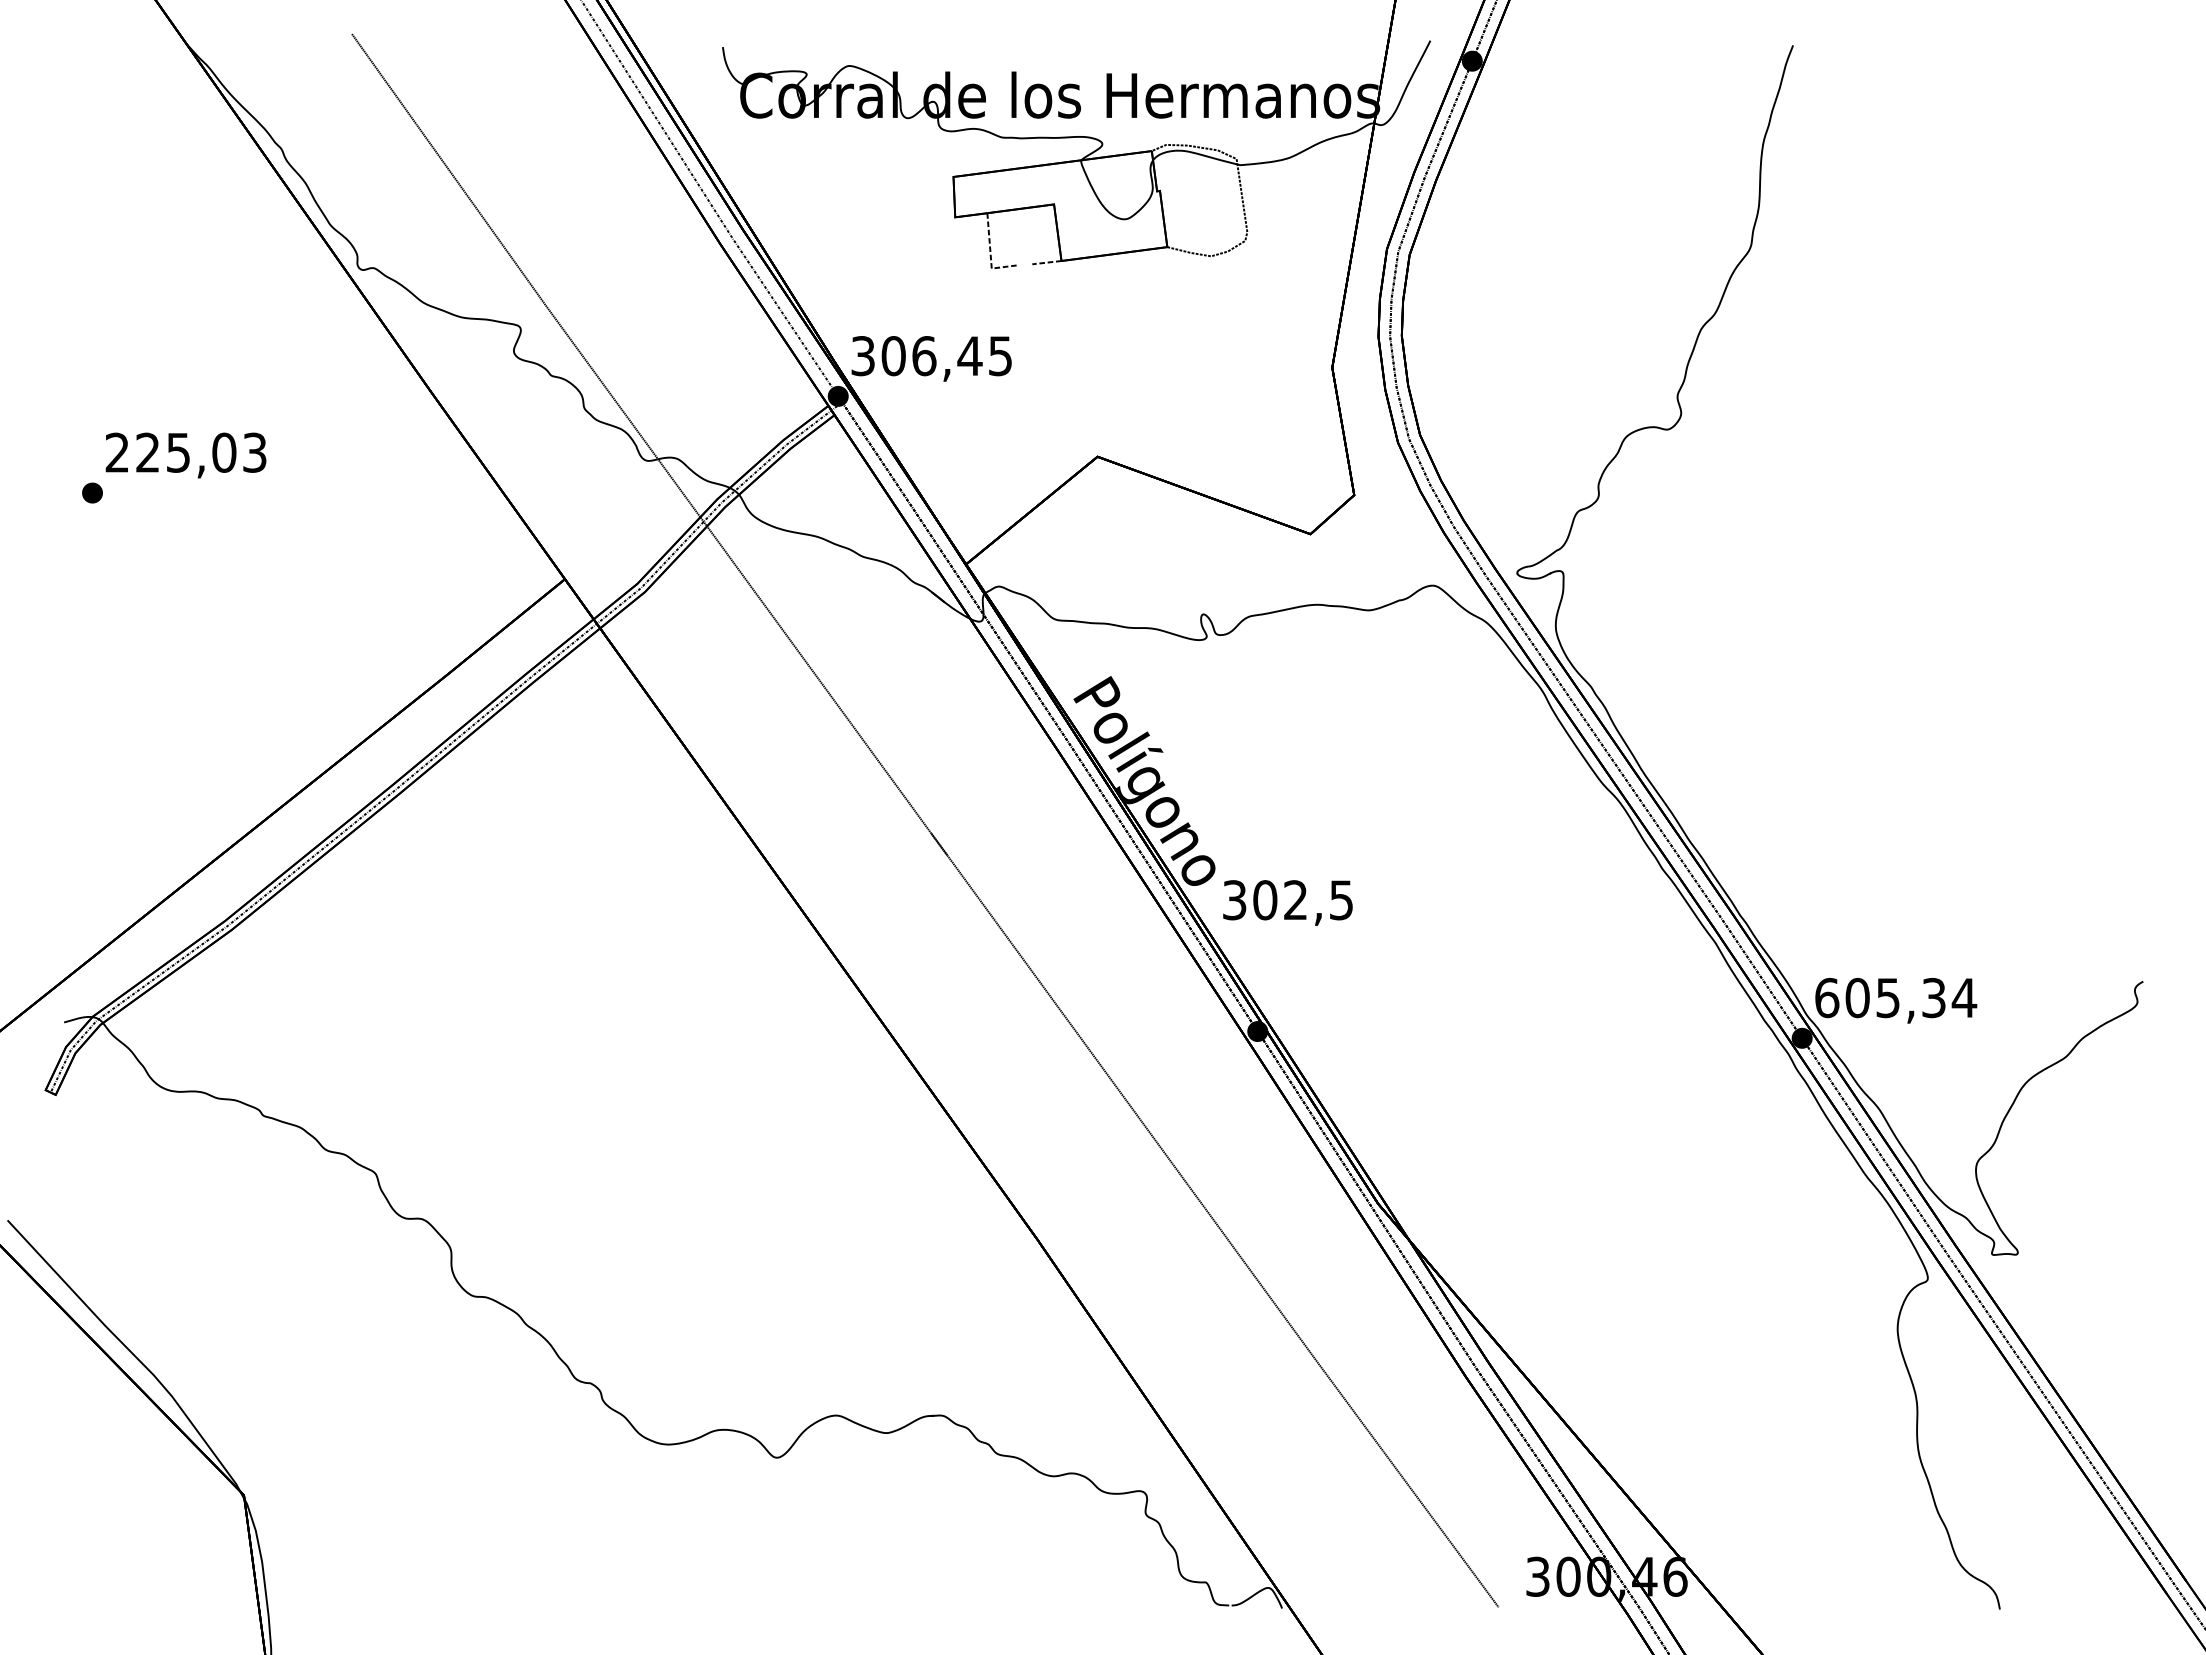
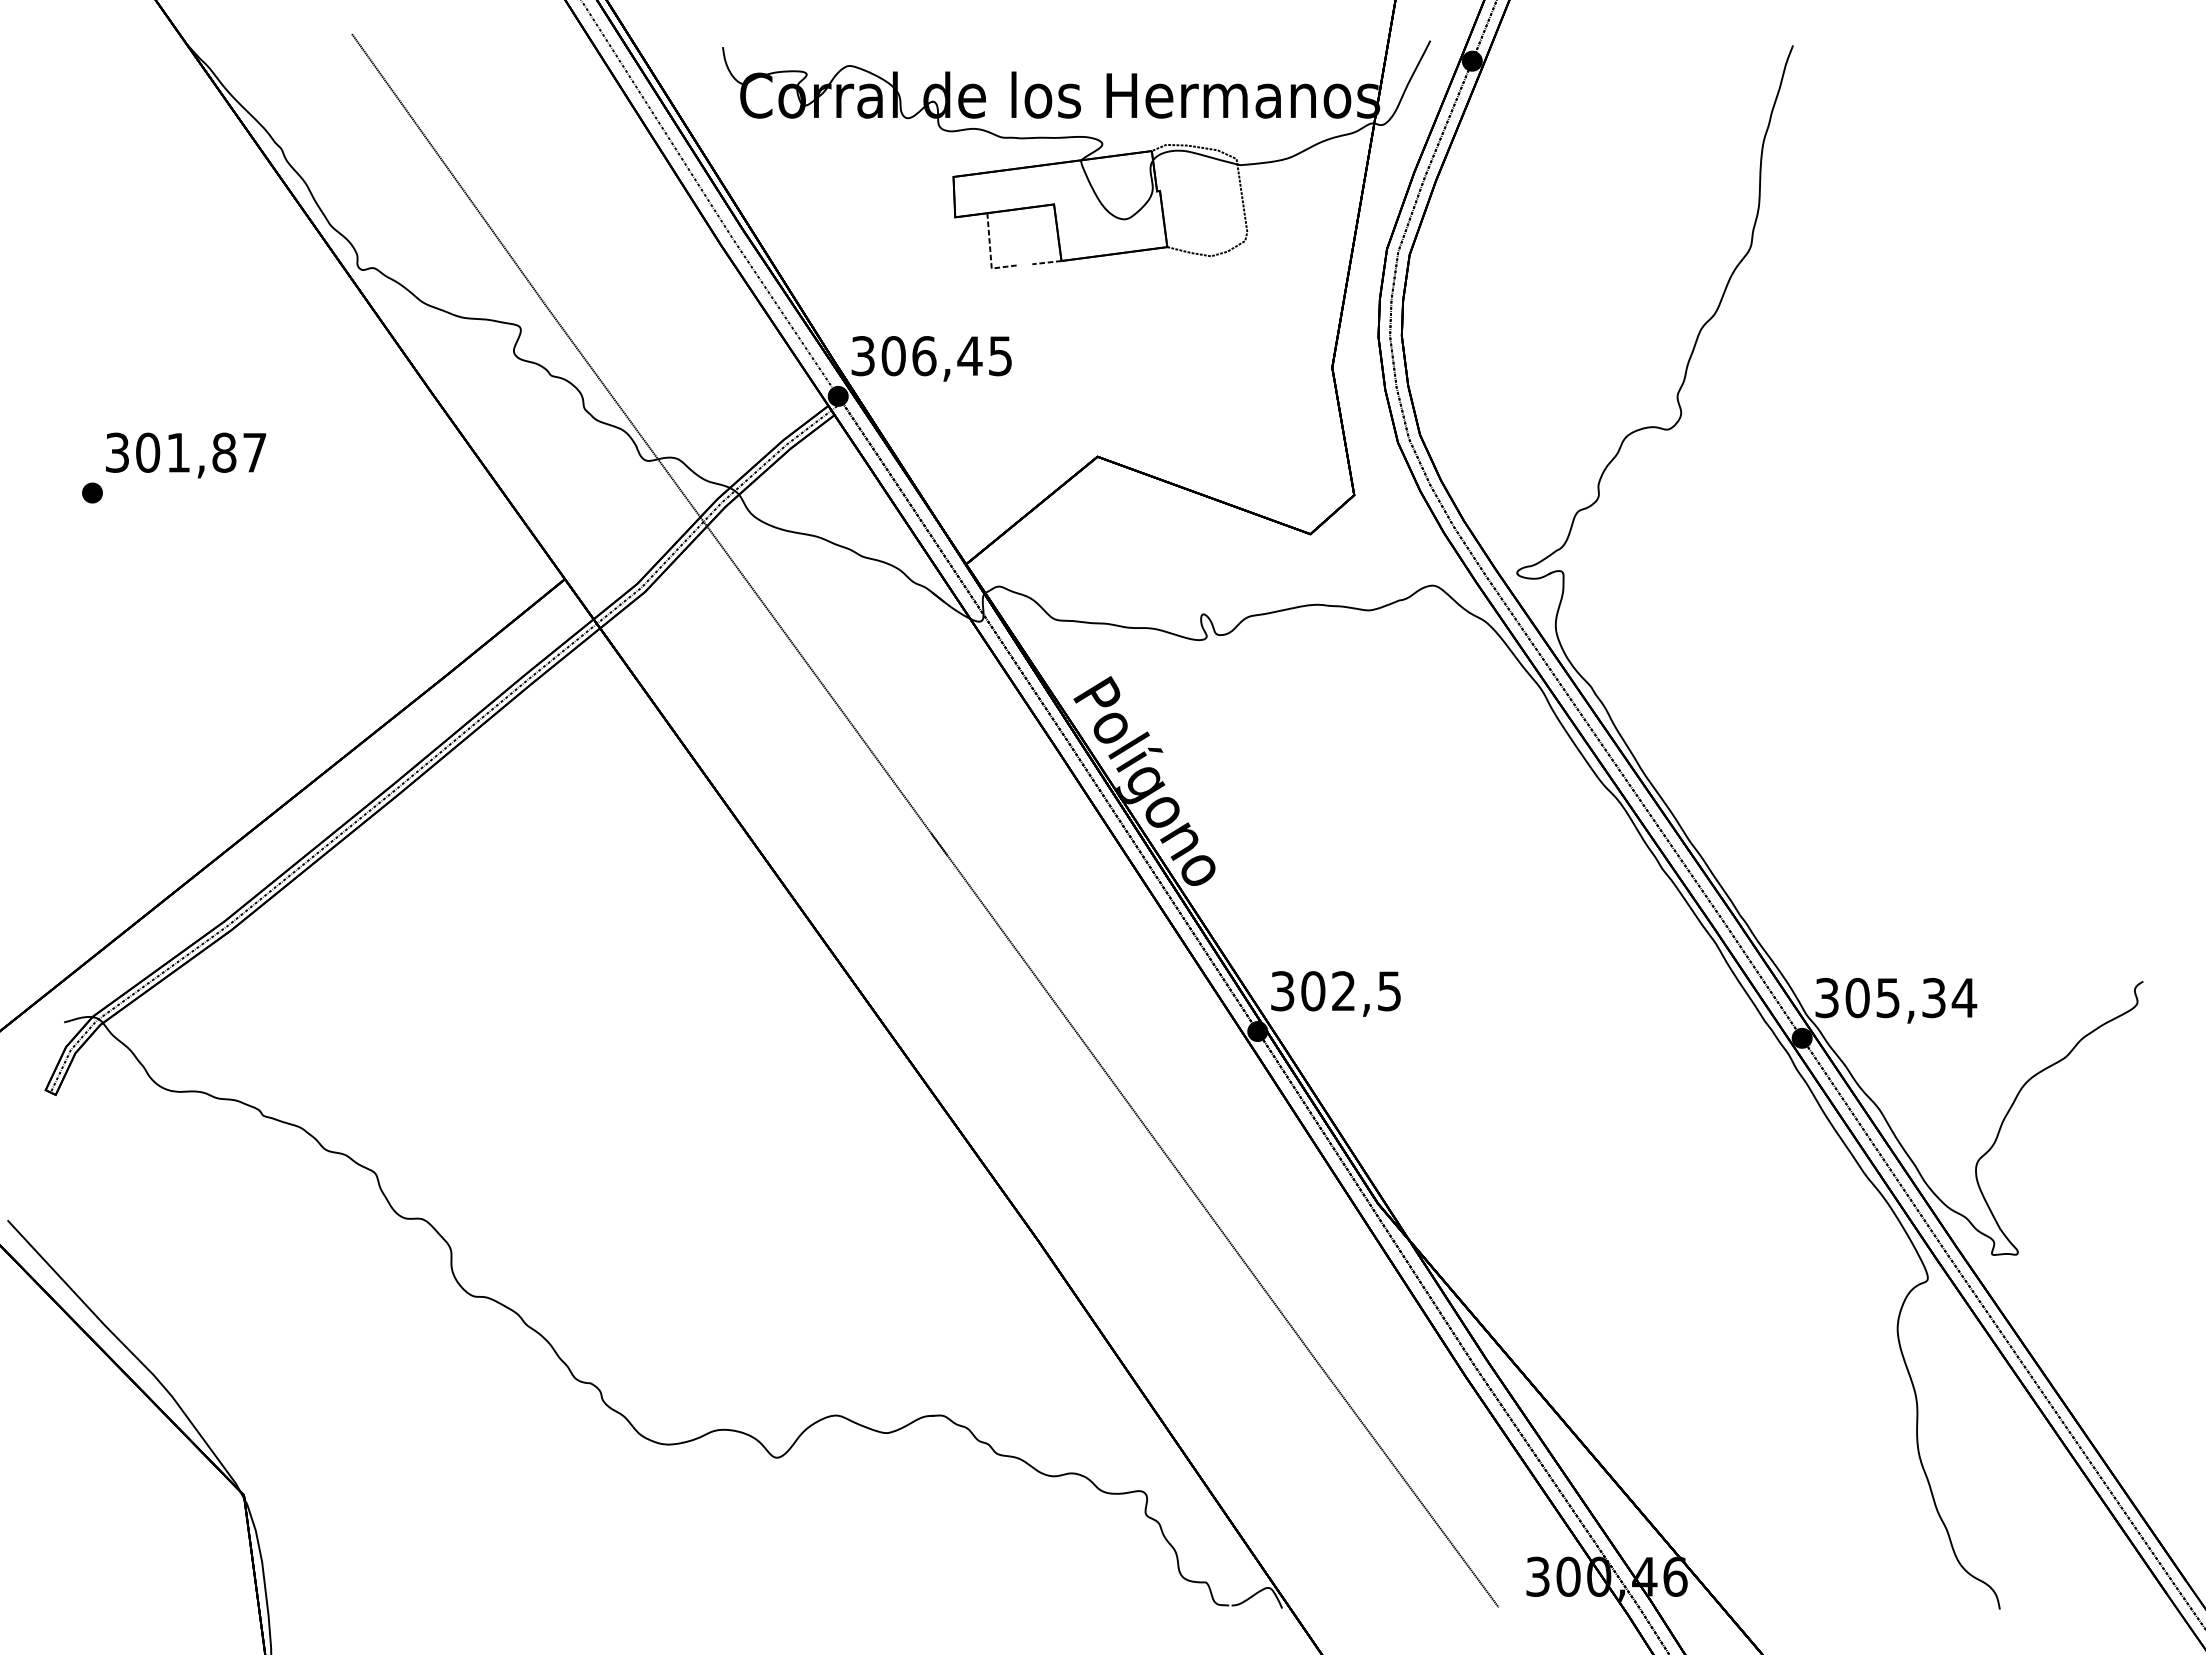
text: 225,03 -> 301,87 (185, 452)
text position: (1287, 902) -> (1335, 993) (1335, 993)
text: 605,34 -> 305,34 (1827, 997)
